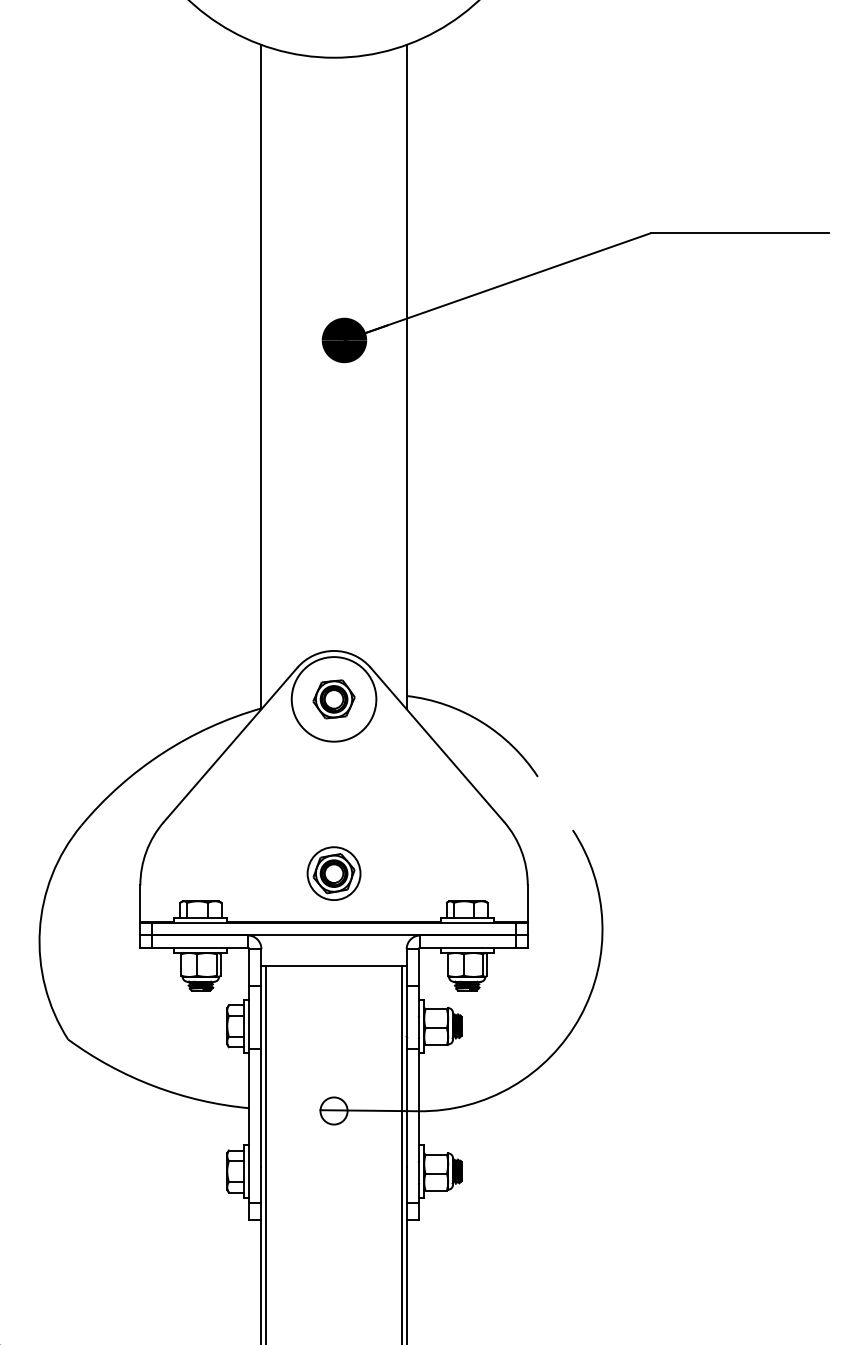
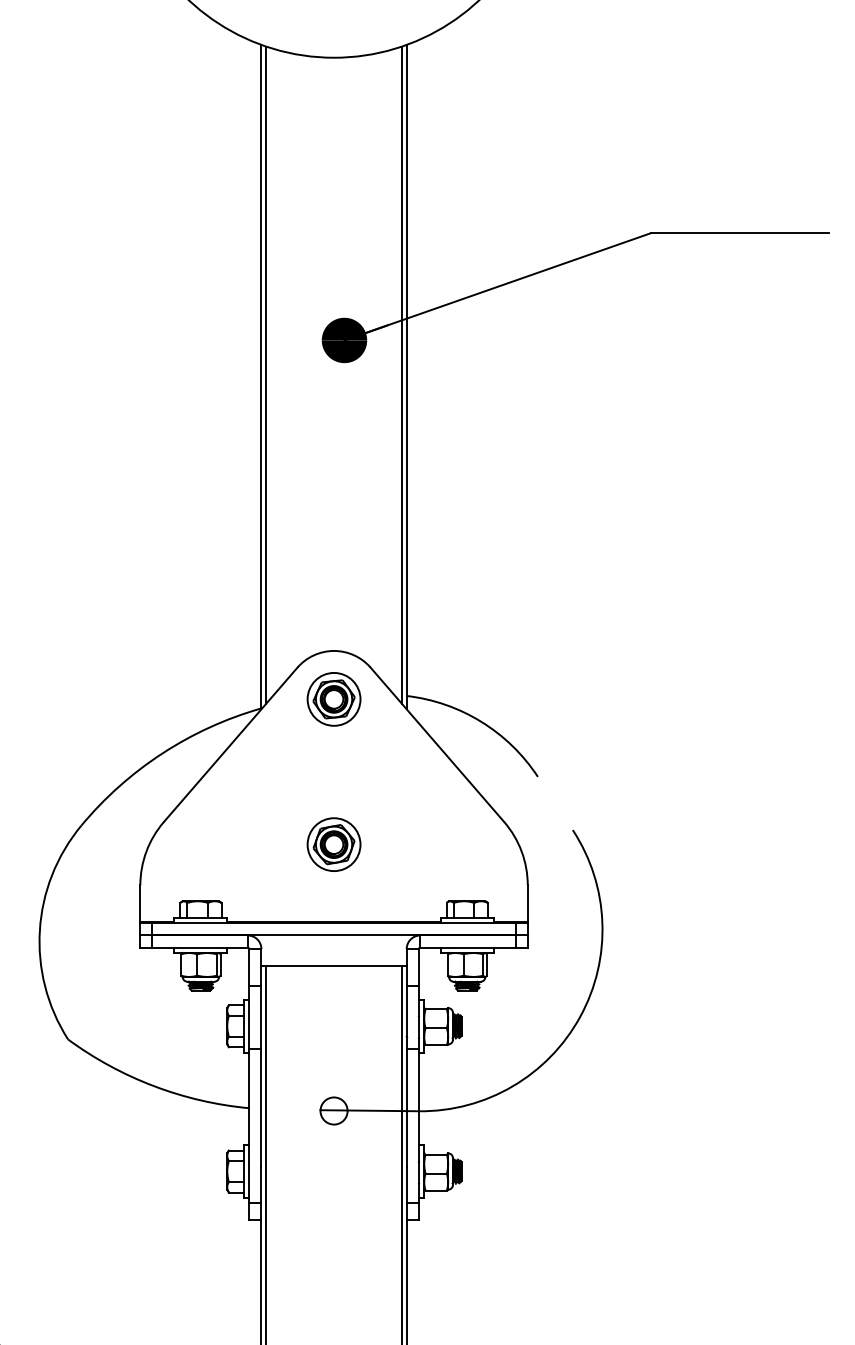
line: none -> present (266, 374)
line: none -> present (401, 374)
circle diameter: 85 px -> 53 px (333, 698)
part position: (333, 873) -> (333, 844) (333, 844)
